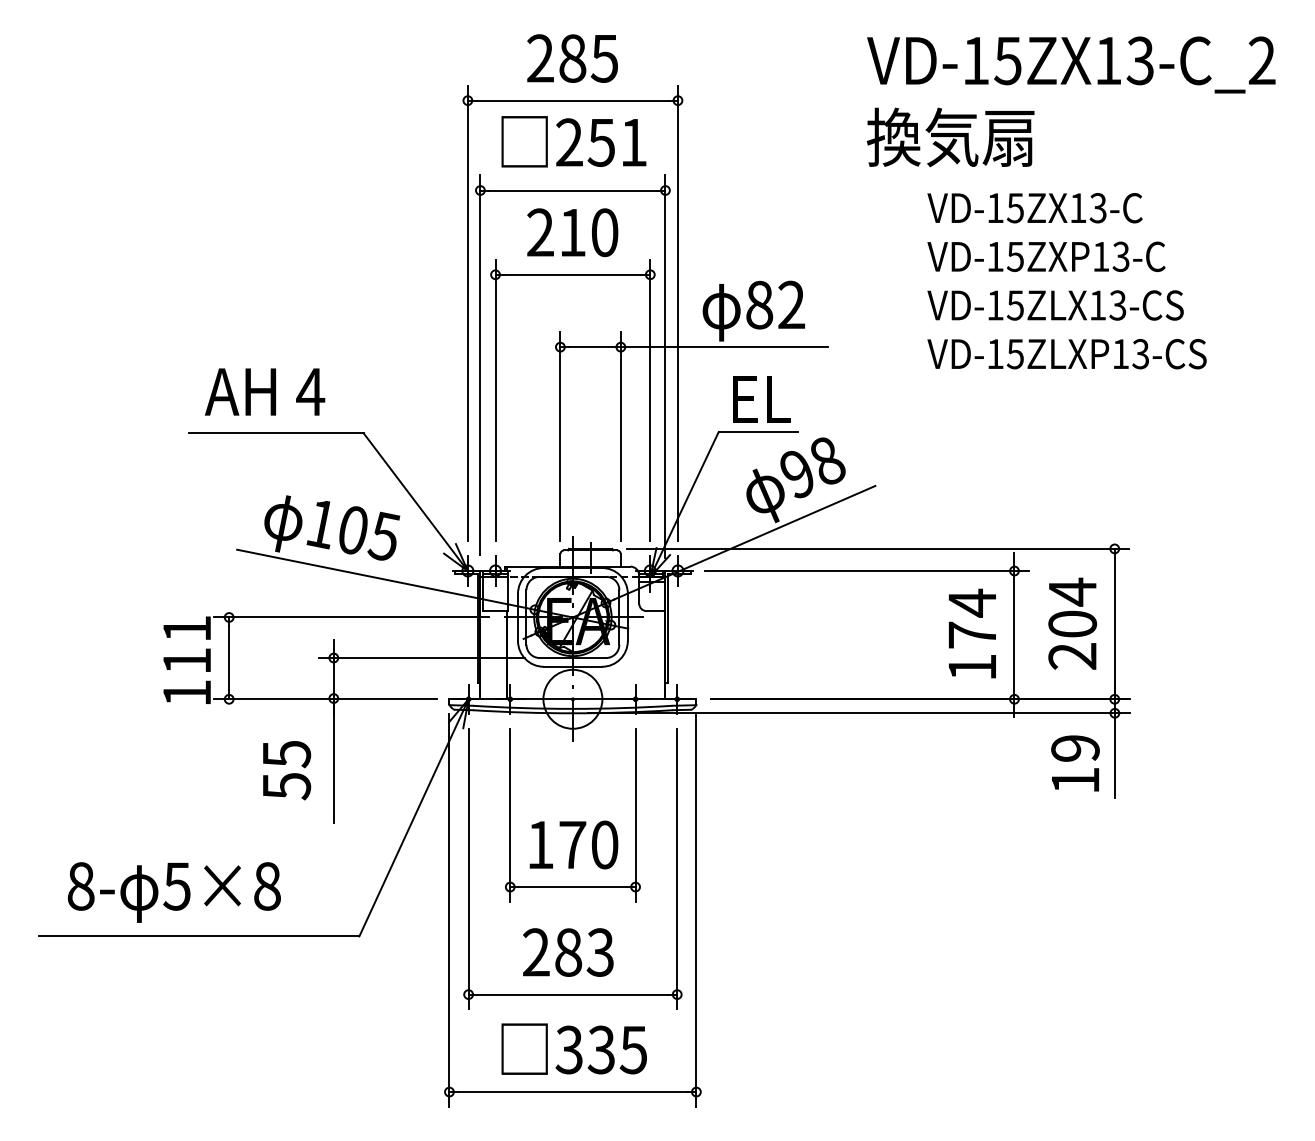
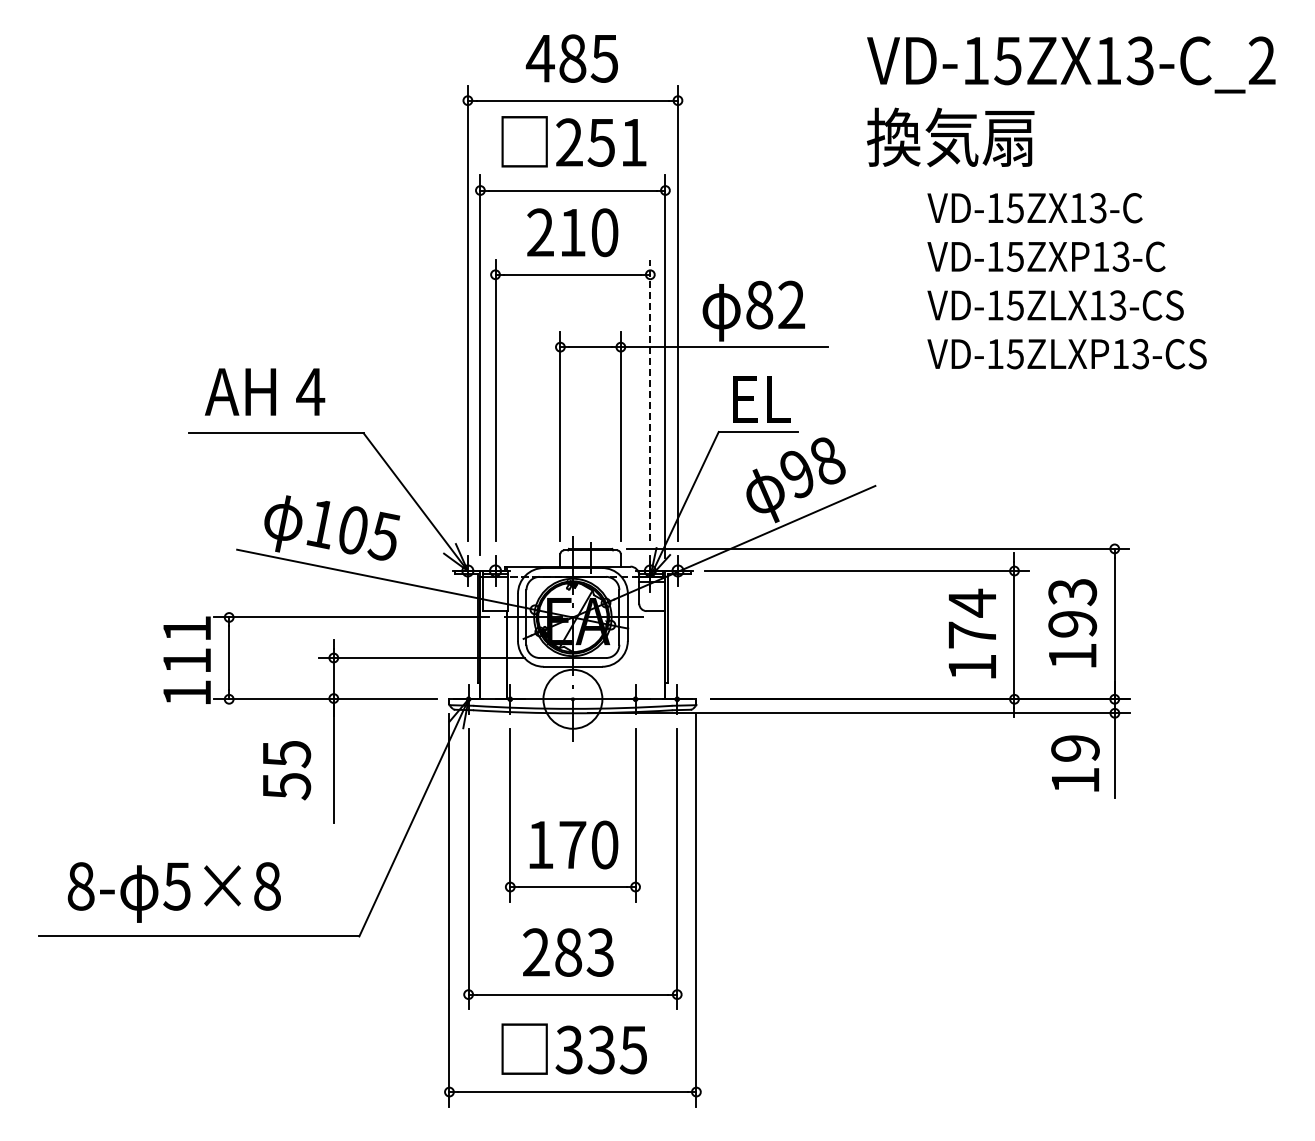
text: 285 -> 485 (539, 58)
line: solid -> dashed (650, 400)
text: 204 -> 193 (1072, 623)
